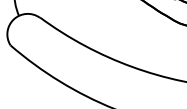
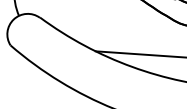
line: none -> present (139, 54)
